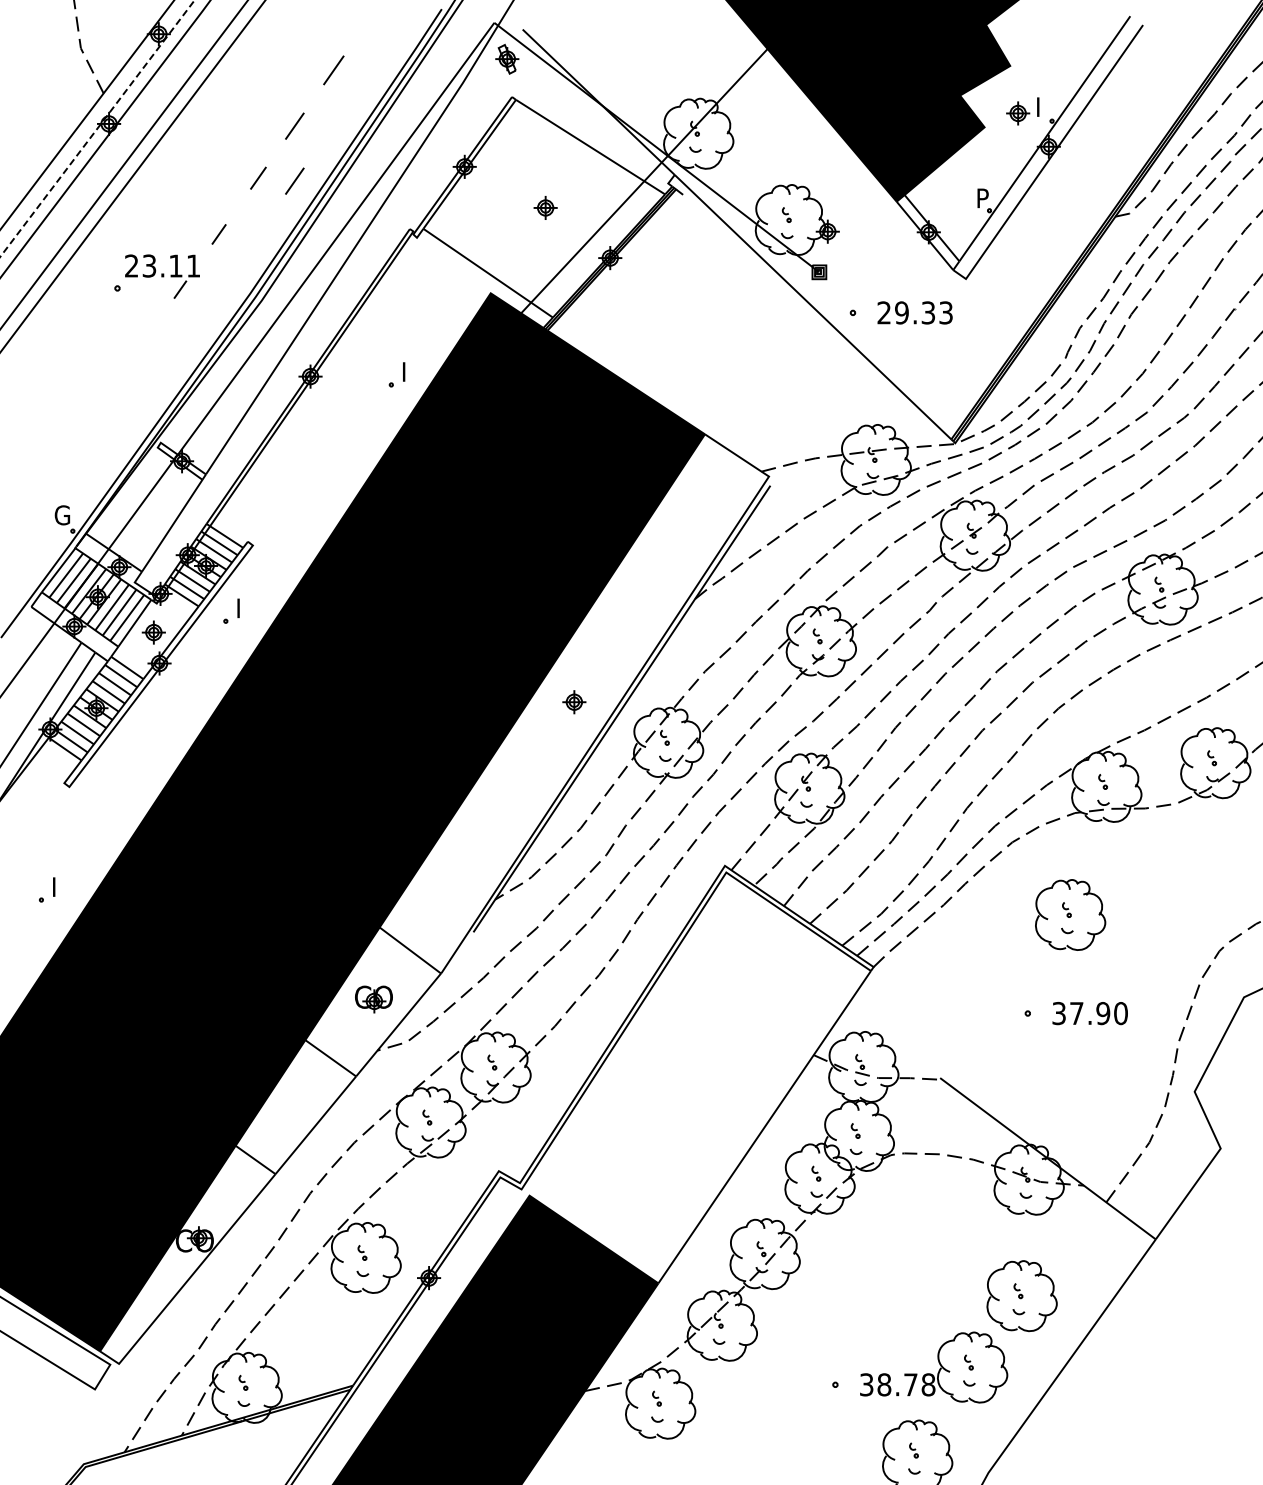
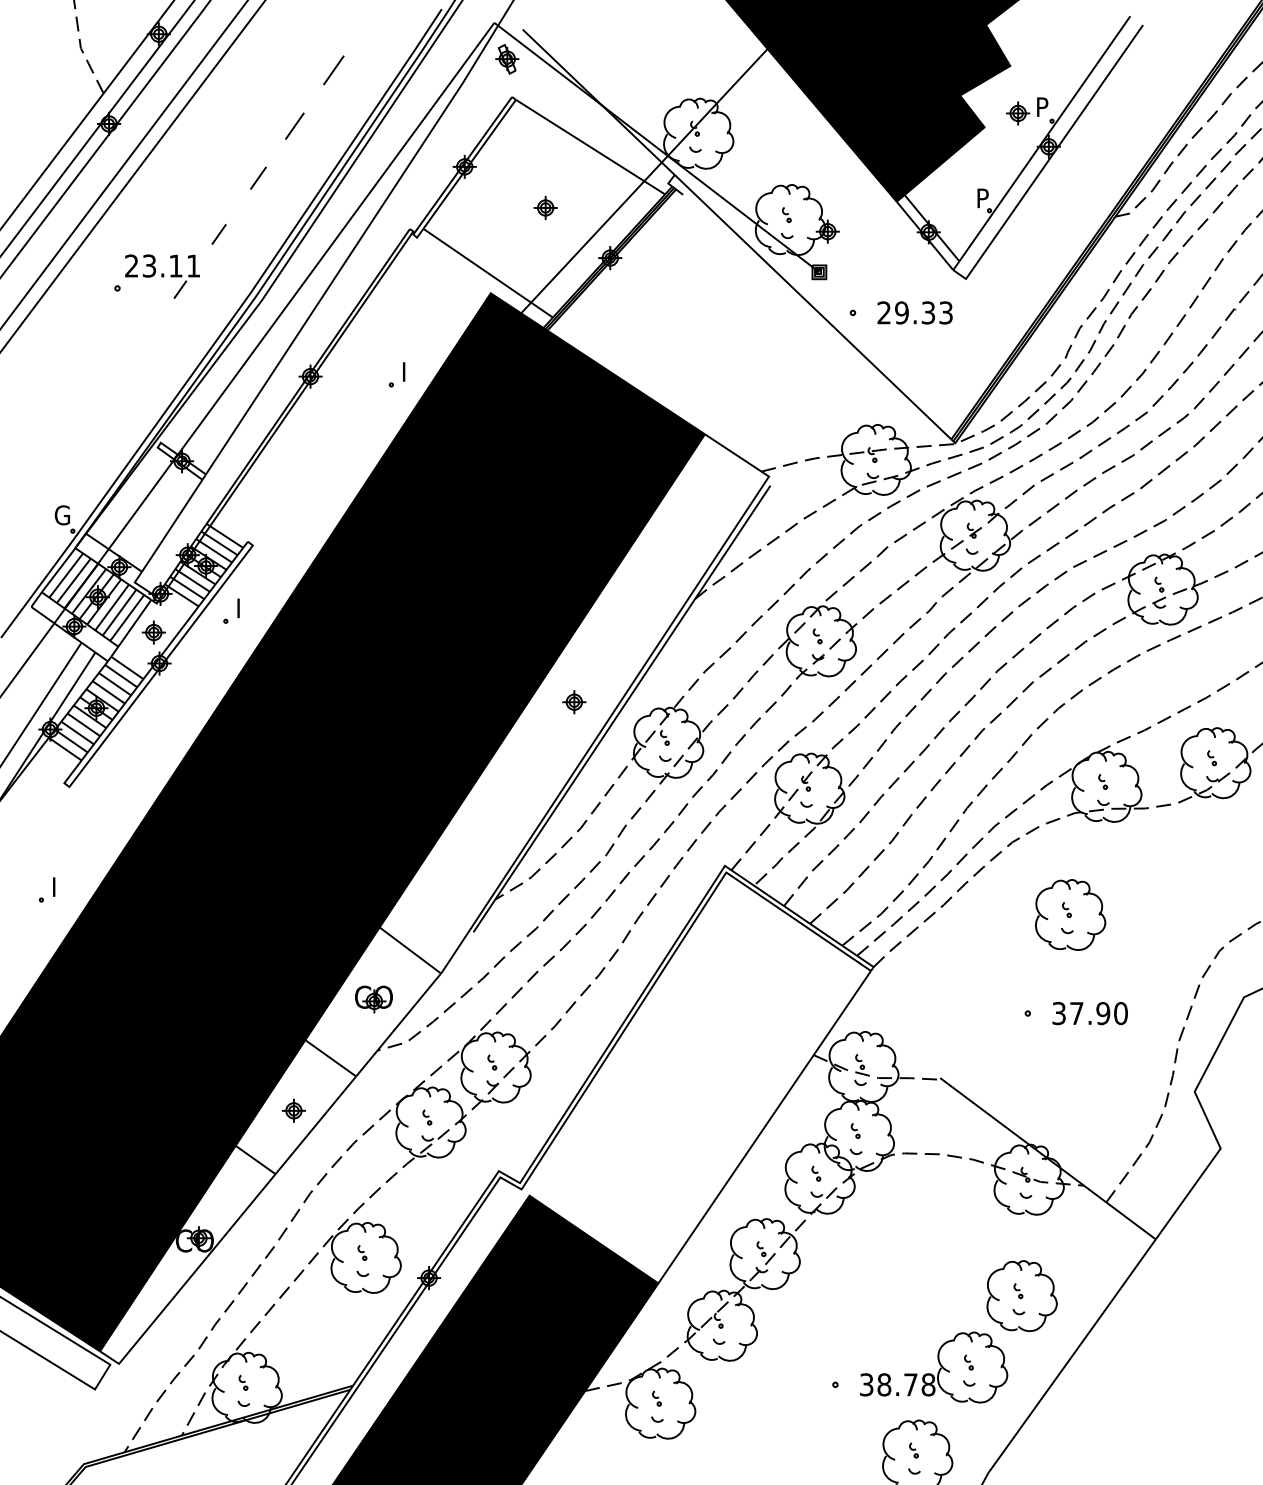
text: I -> P (1043, 102)
line: dashed -> solid (97, 128)
line: present -> none (294, 180)
part: none -> present (293, 1110)
